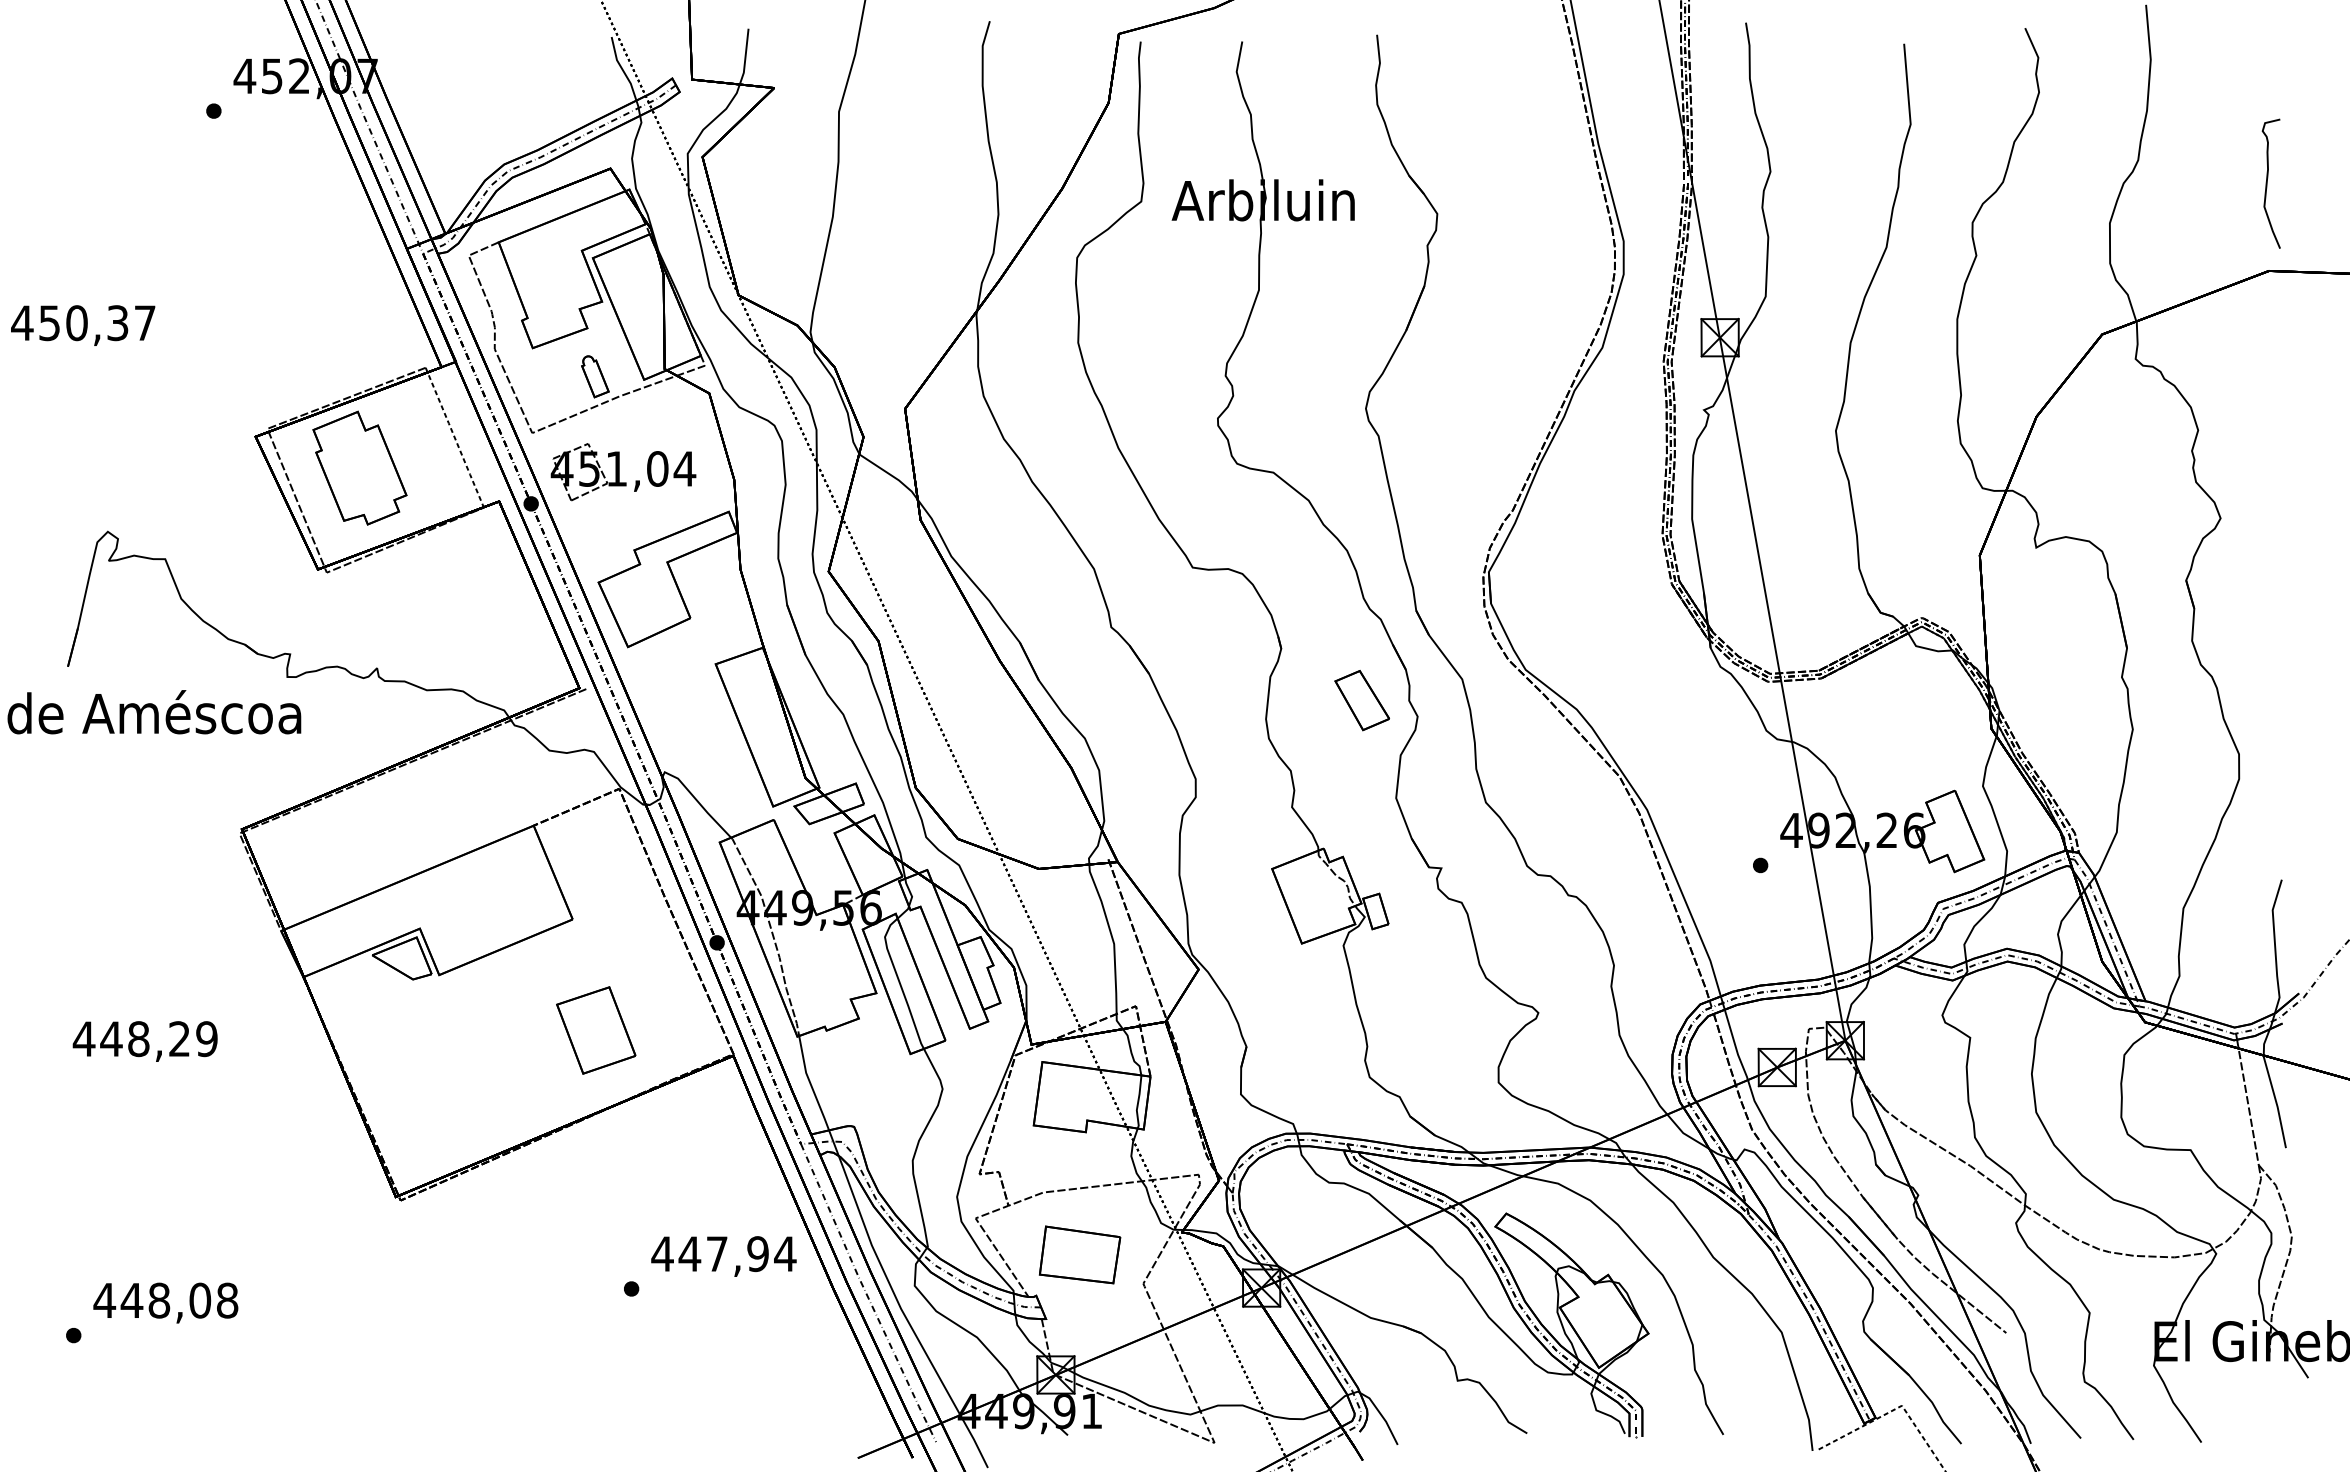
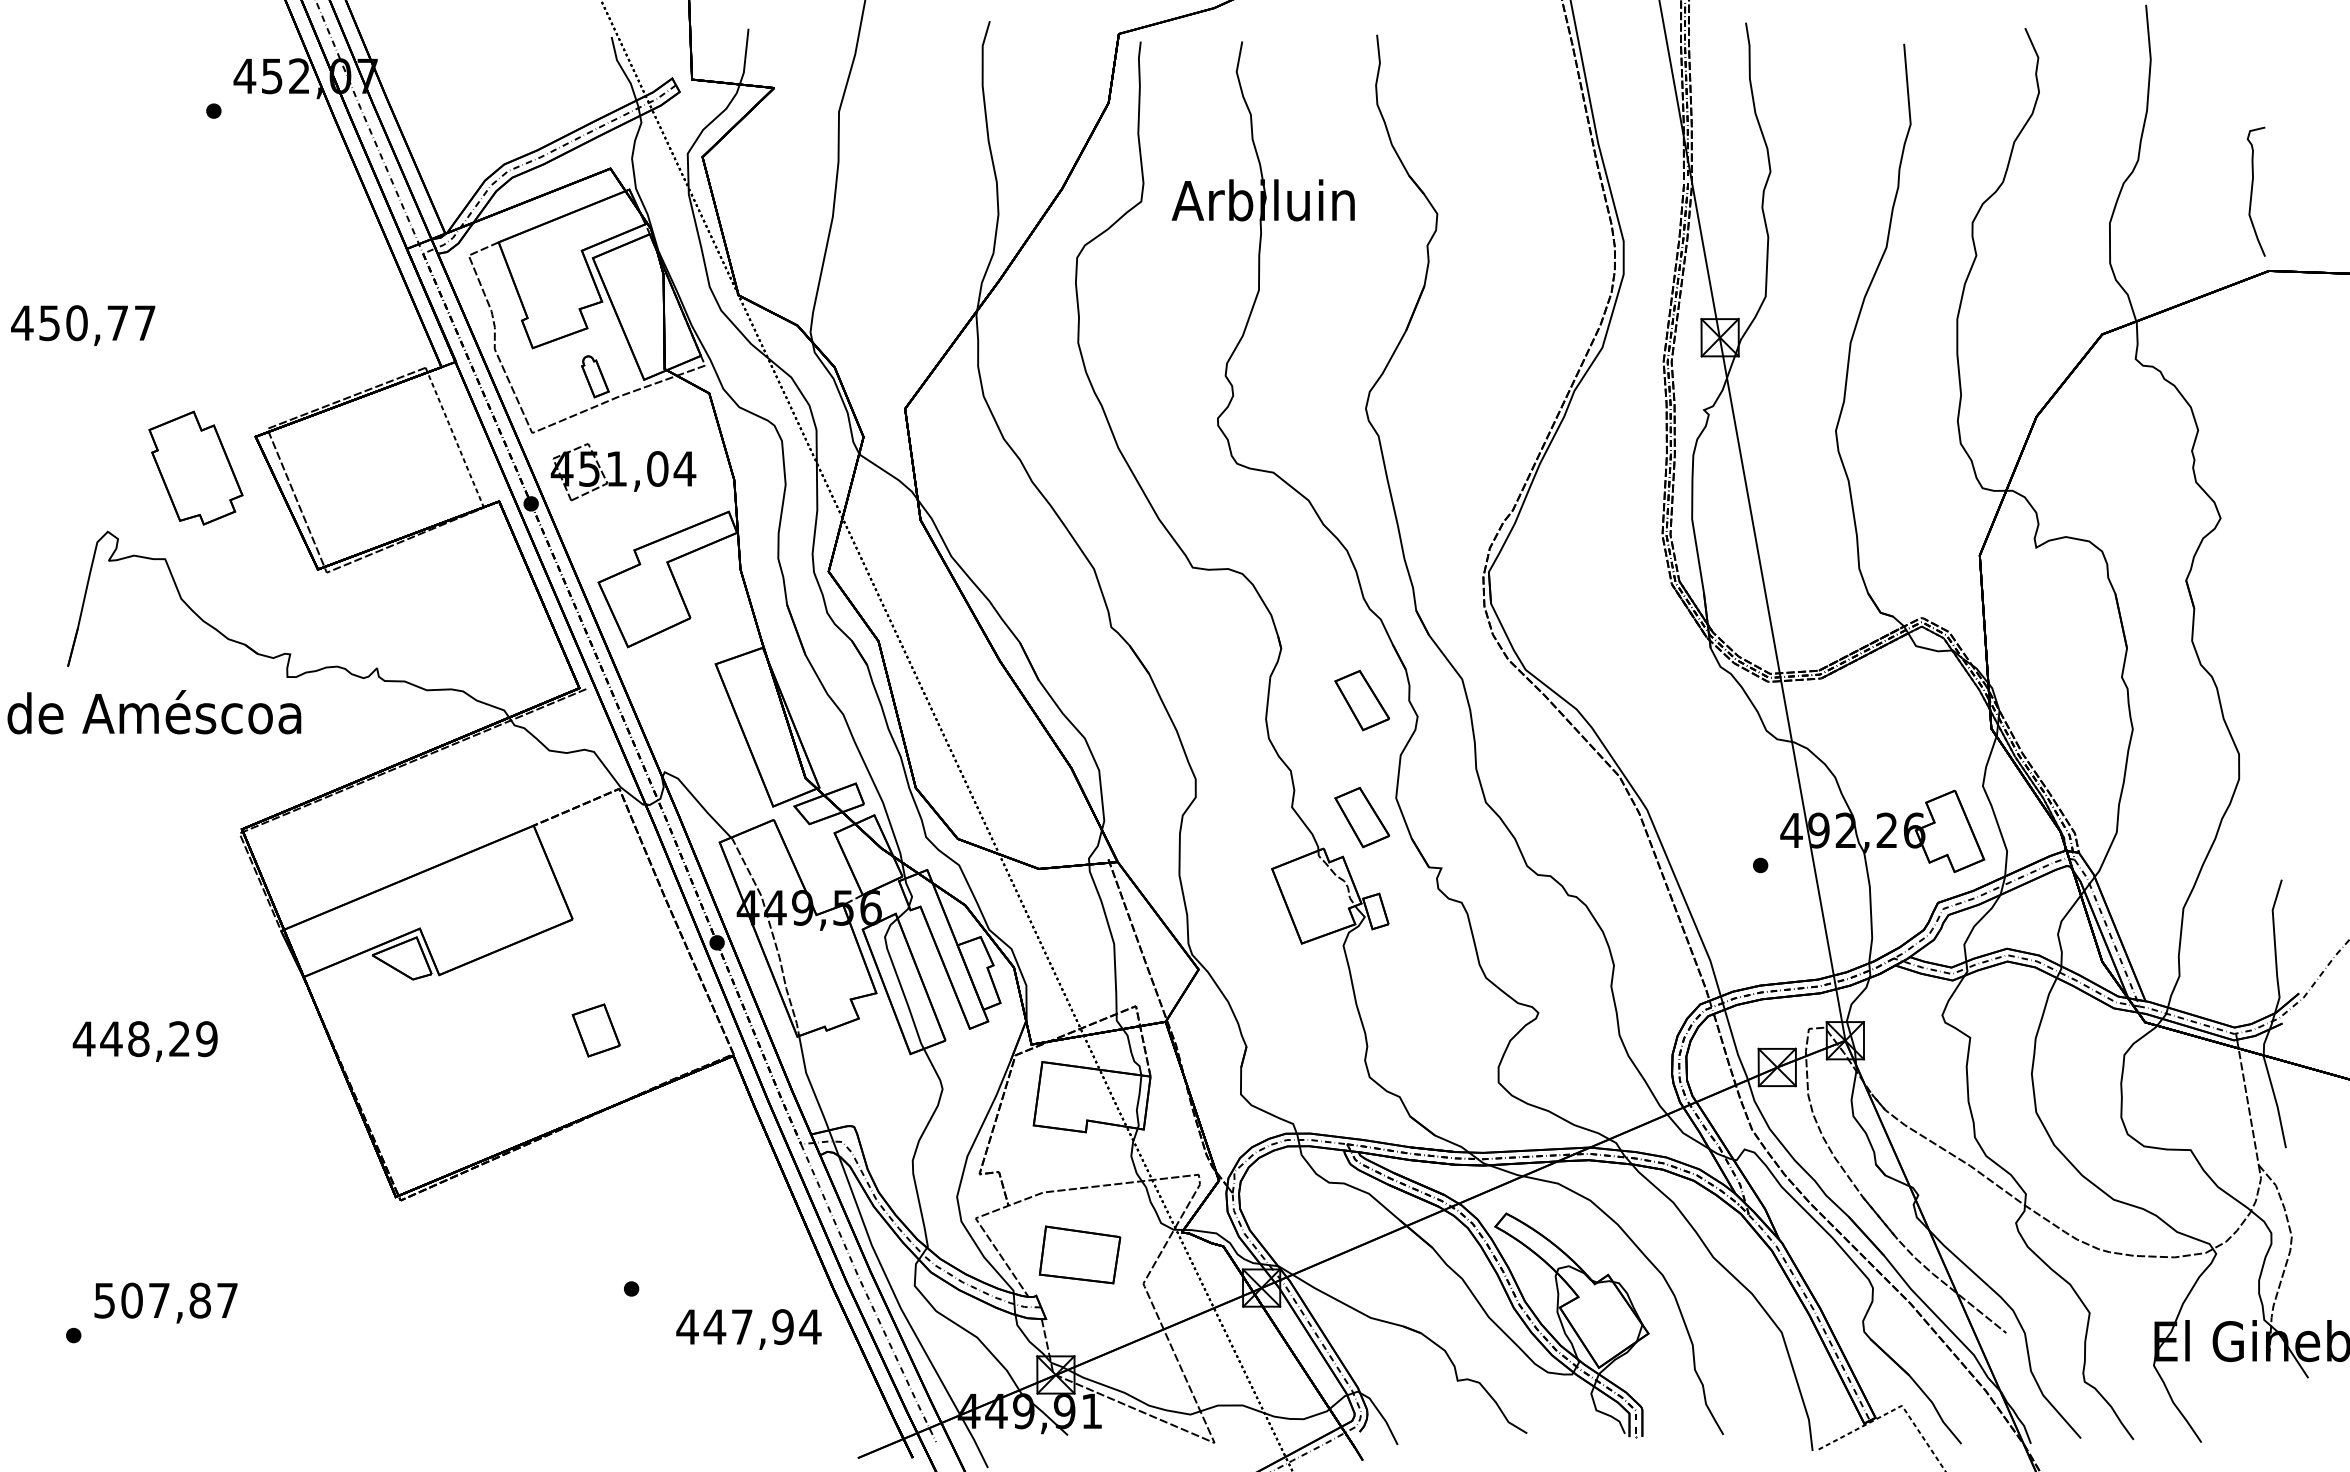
curve position: (2267, 183) -> (2252, 191) (2252, 191)
text: 450,37 -> 450,77 (117, 323)
part position: (359, 467) -> (195, 467) (195, 467)
part: none -> present (1361, 817)
part size: 81x89 px -> 50x55 px (595, 1030)
text position: (723, 1256) -> (748, 1329) (748, 1329)
text: 448,08 -> 507,87 (165, 1300)
